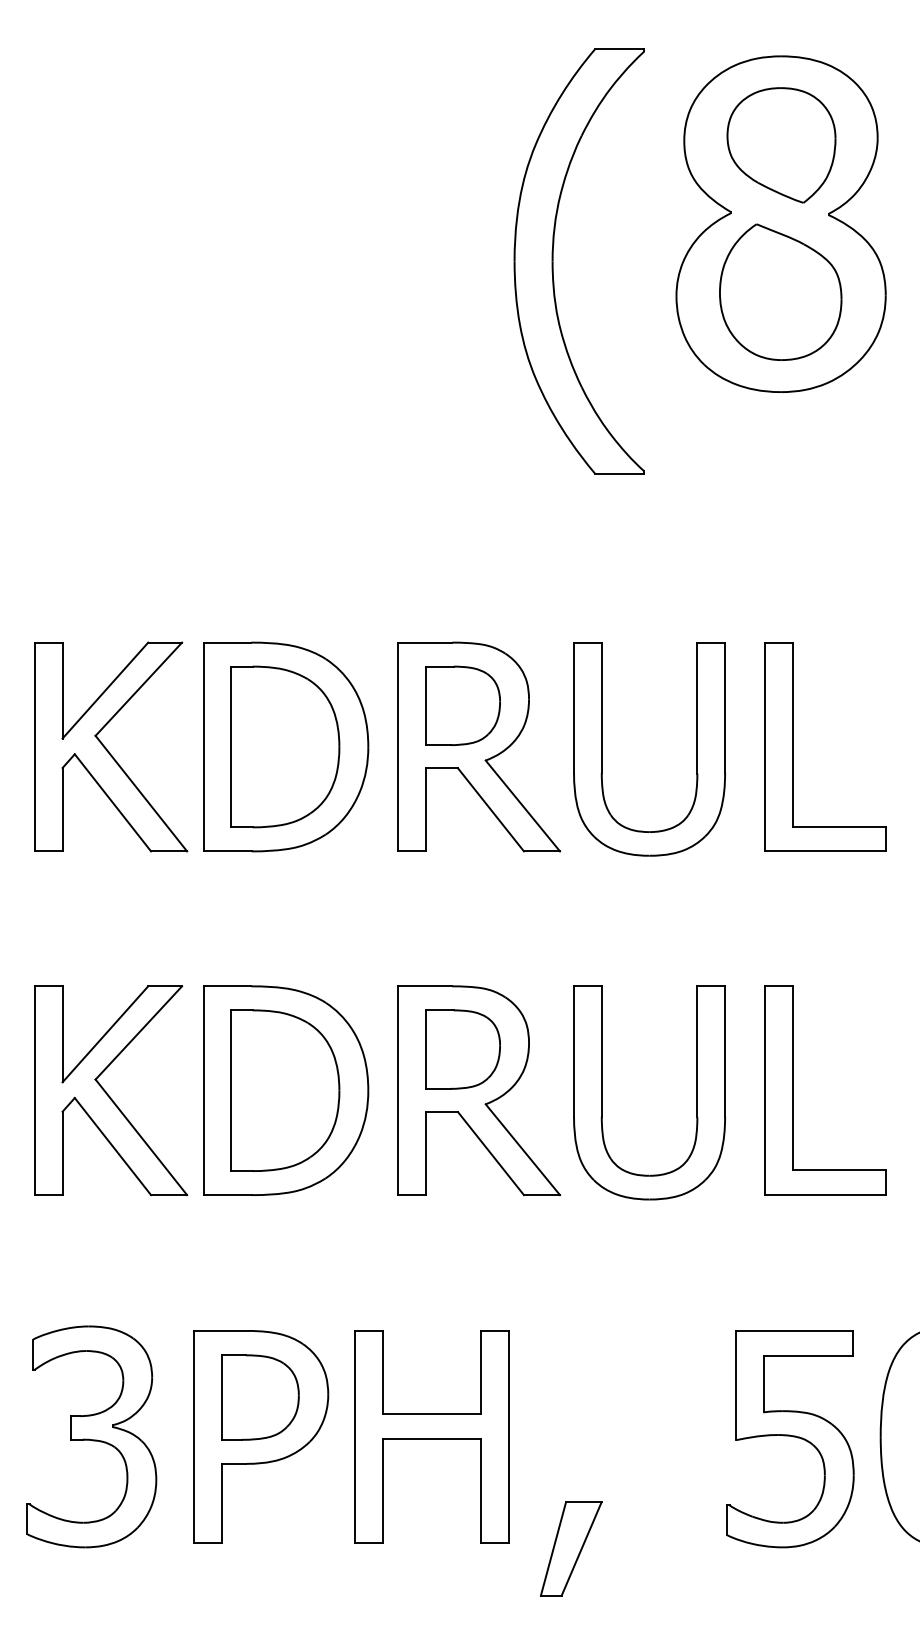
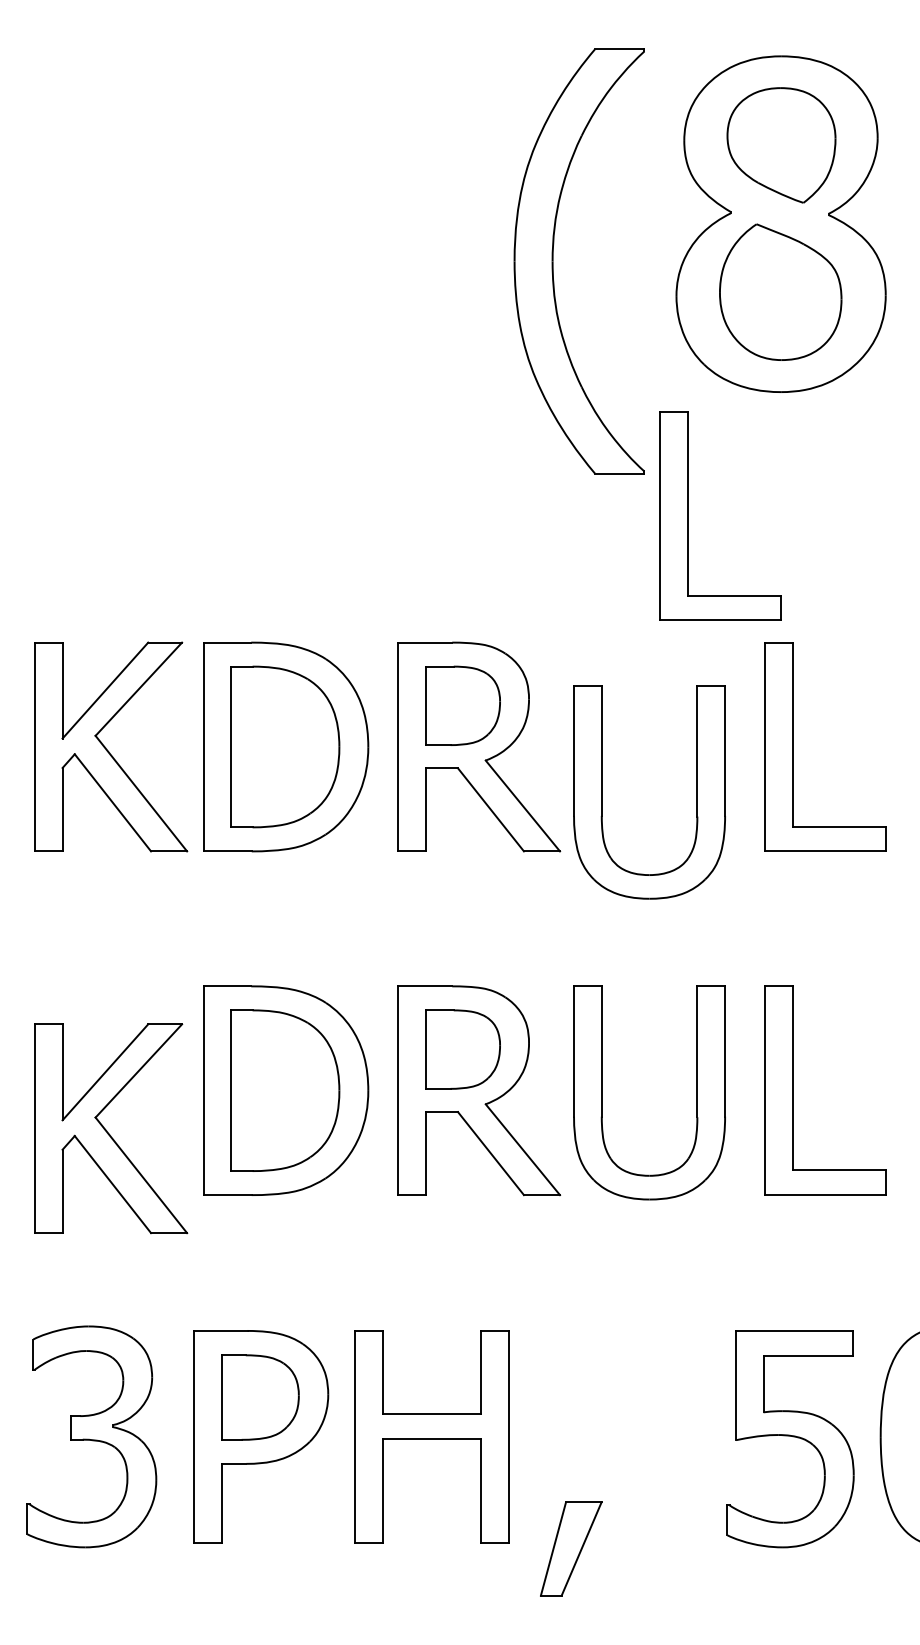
part: none -> present (688, 515)
part position: (602, 749) -> (602, 792) (602, 792)
part position: (111, 1090) -> (111, 1128) (111, 1128)
